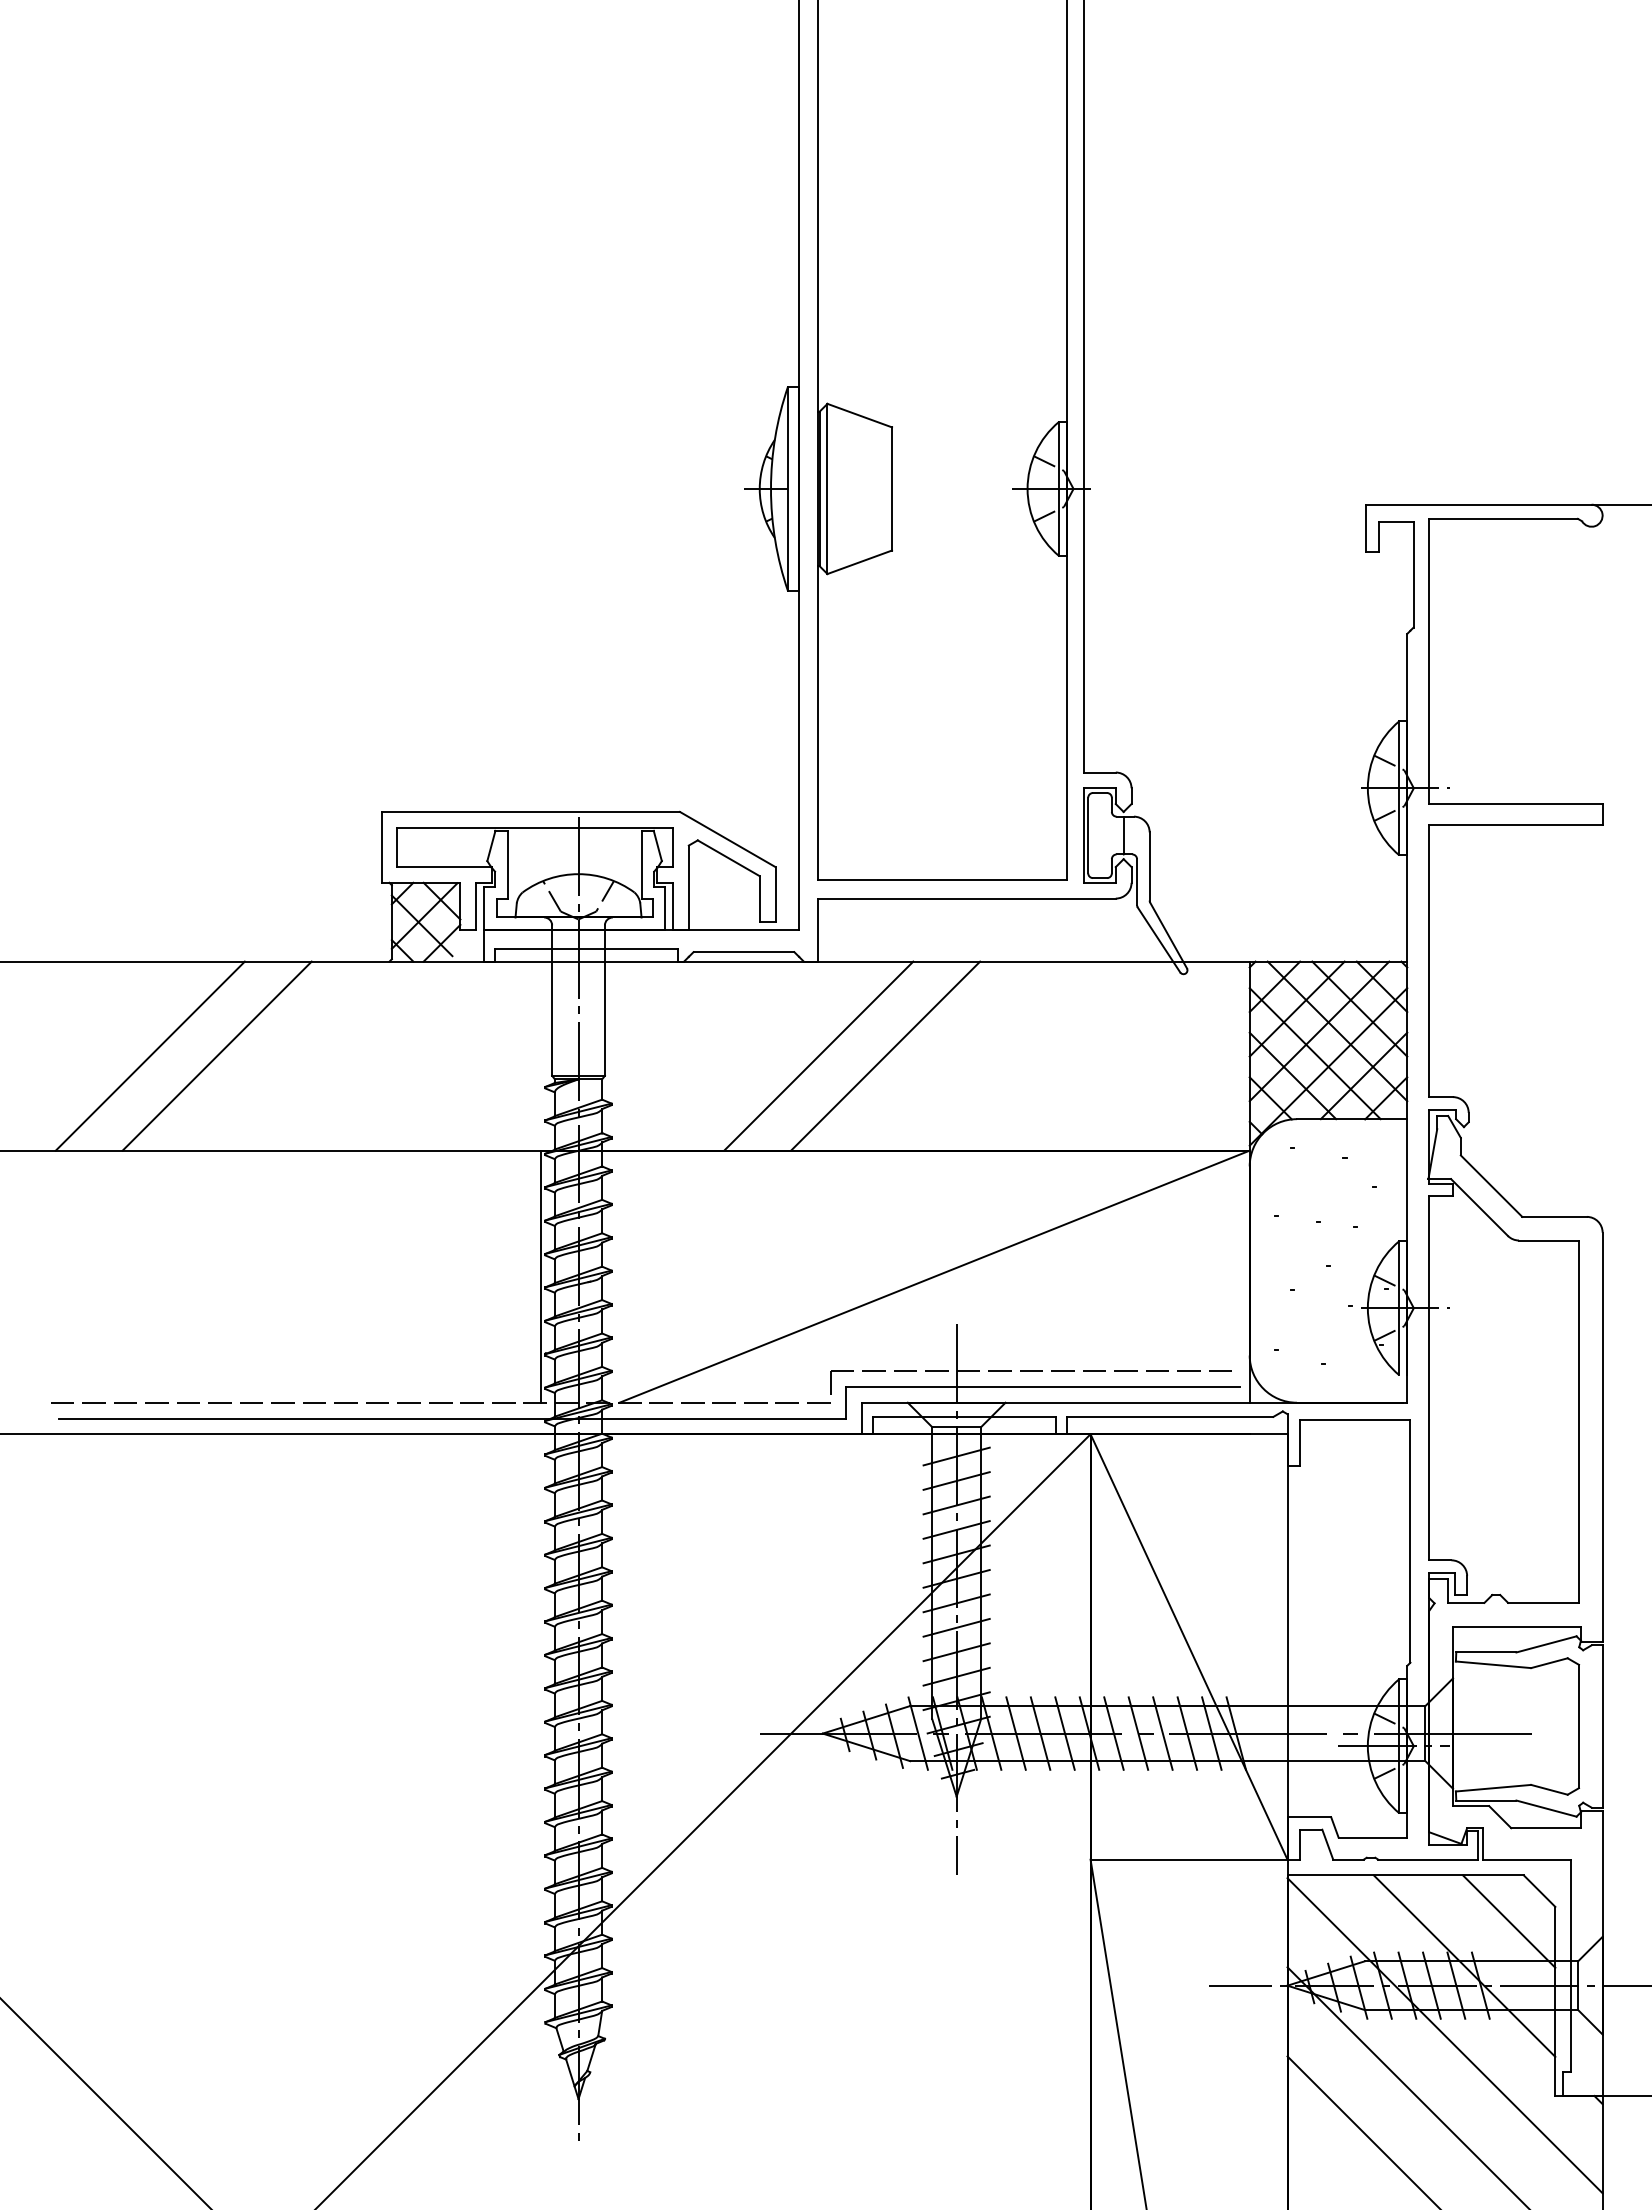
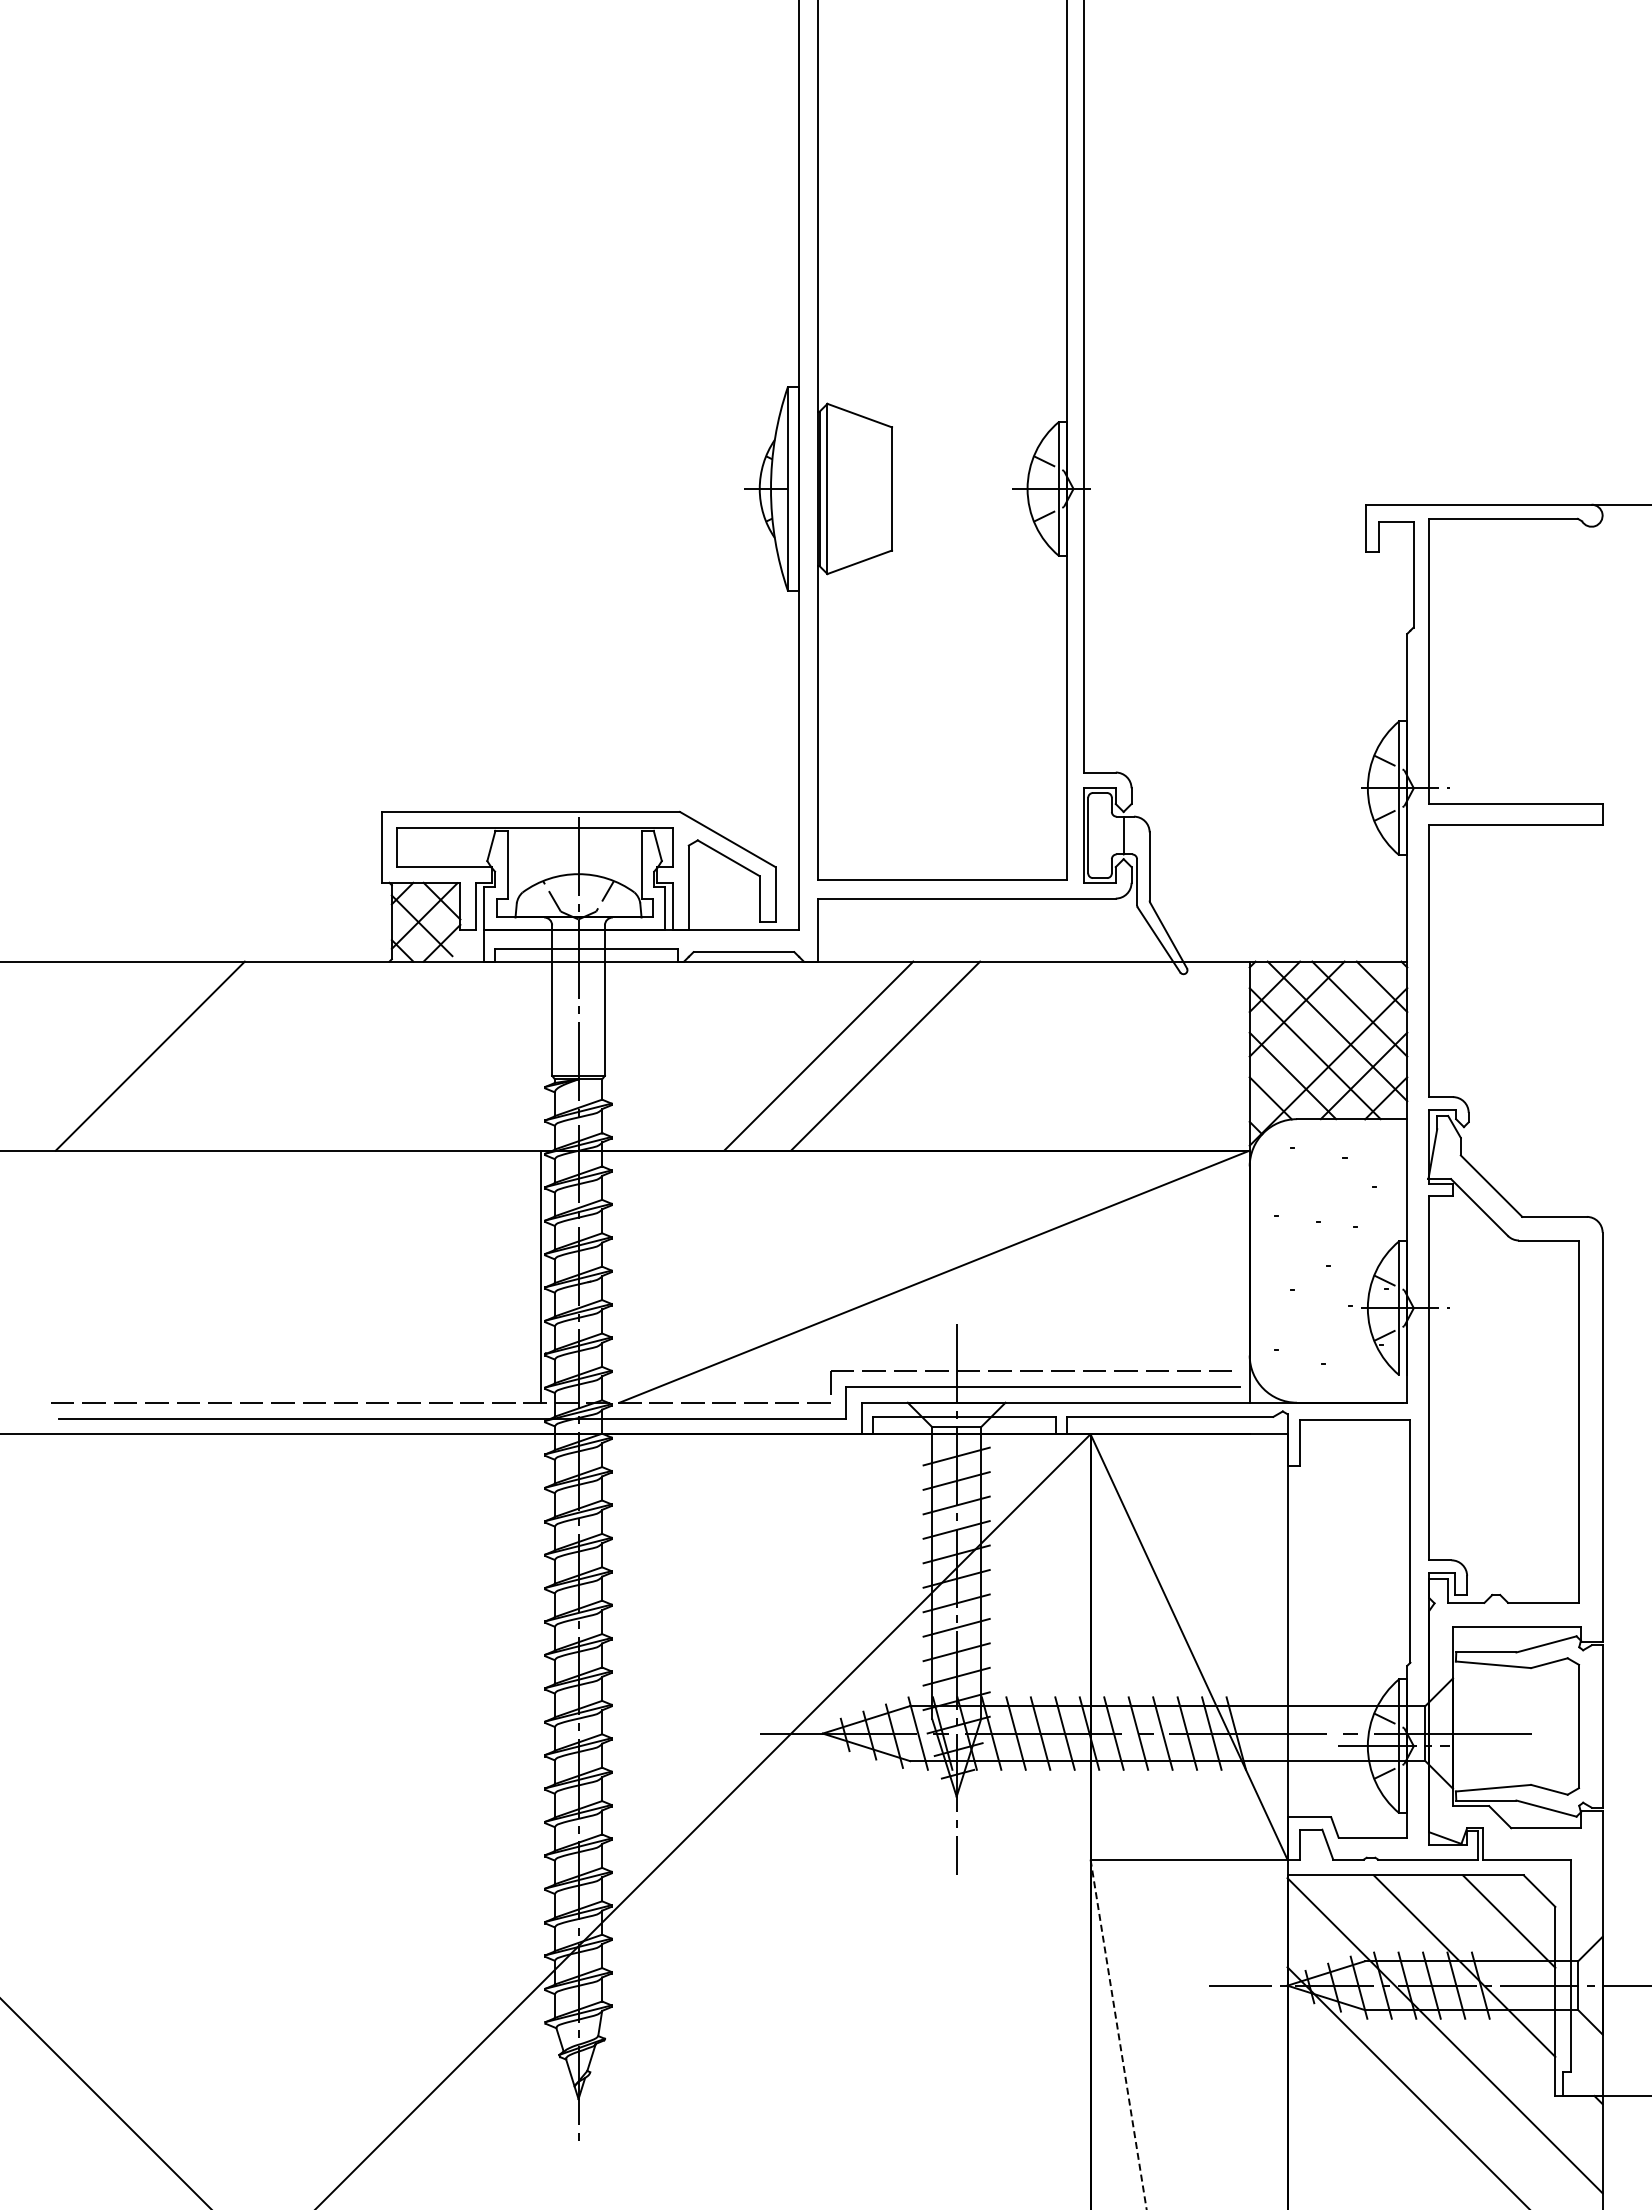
line: present -> none (1319, 1031)
line: present -> none (216, 1055)
line: solid -> dashed (1118, 2034)
line: present -> none (1362, 2131)
